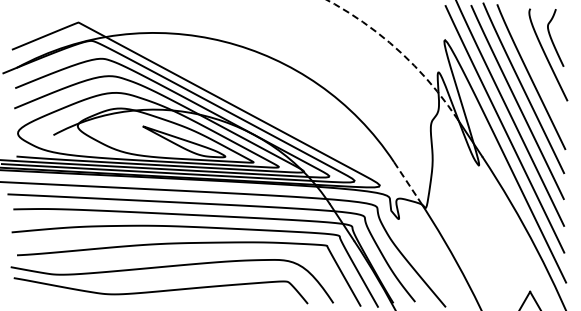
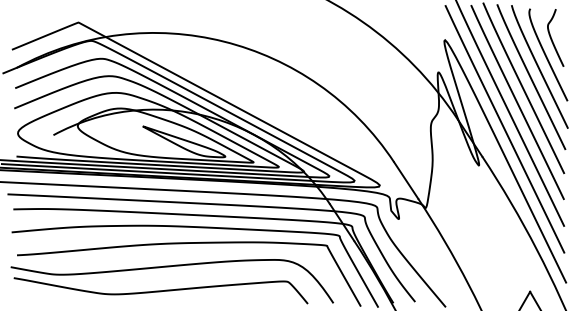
arc: dashed -> solid (400, 52)
curve: none -> present (539, 66)
line: dashed -> solid (406, 180)
